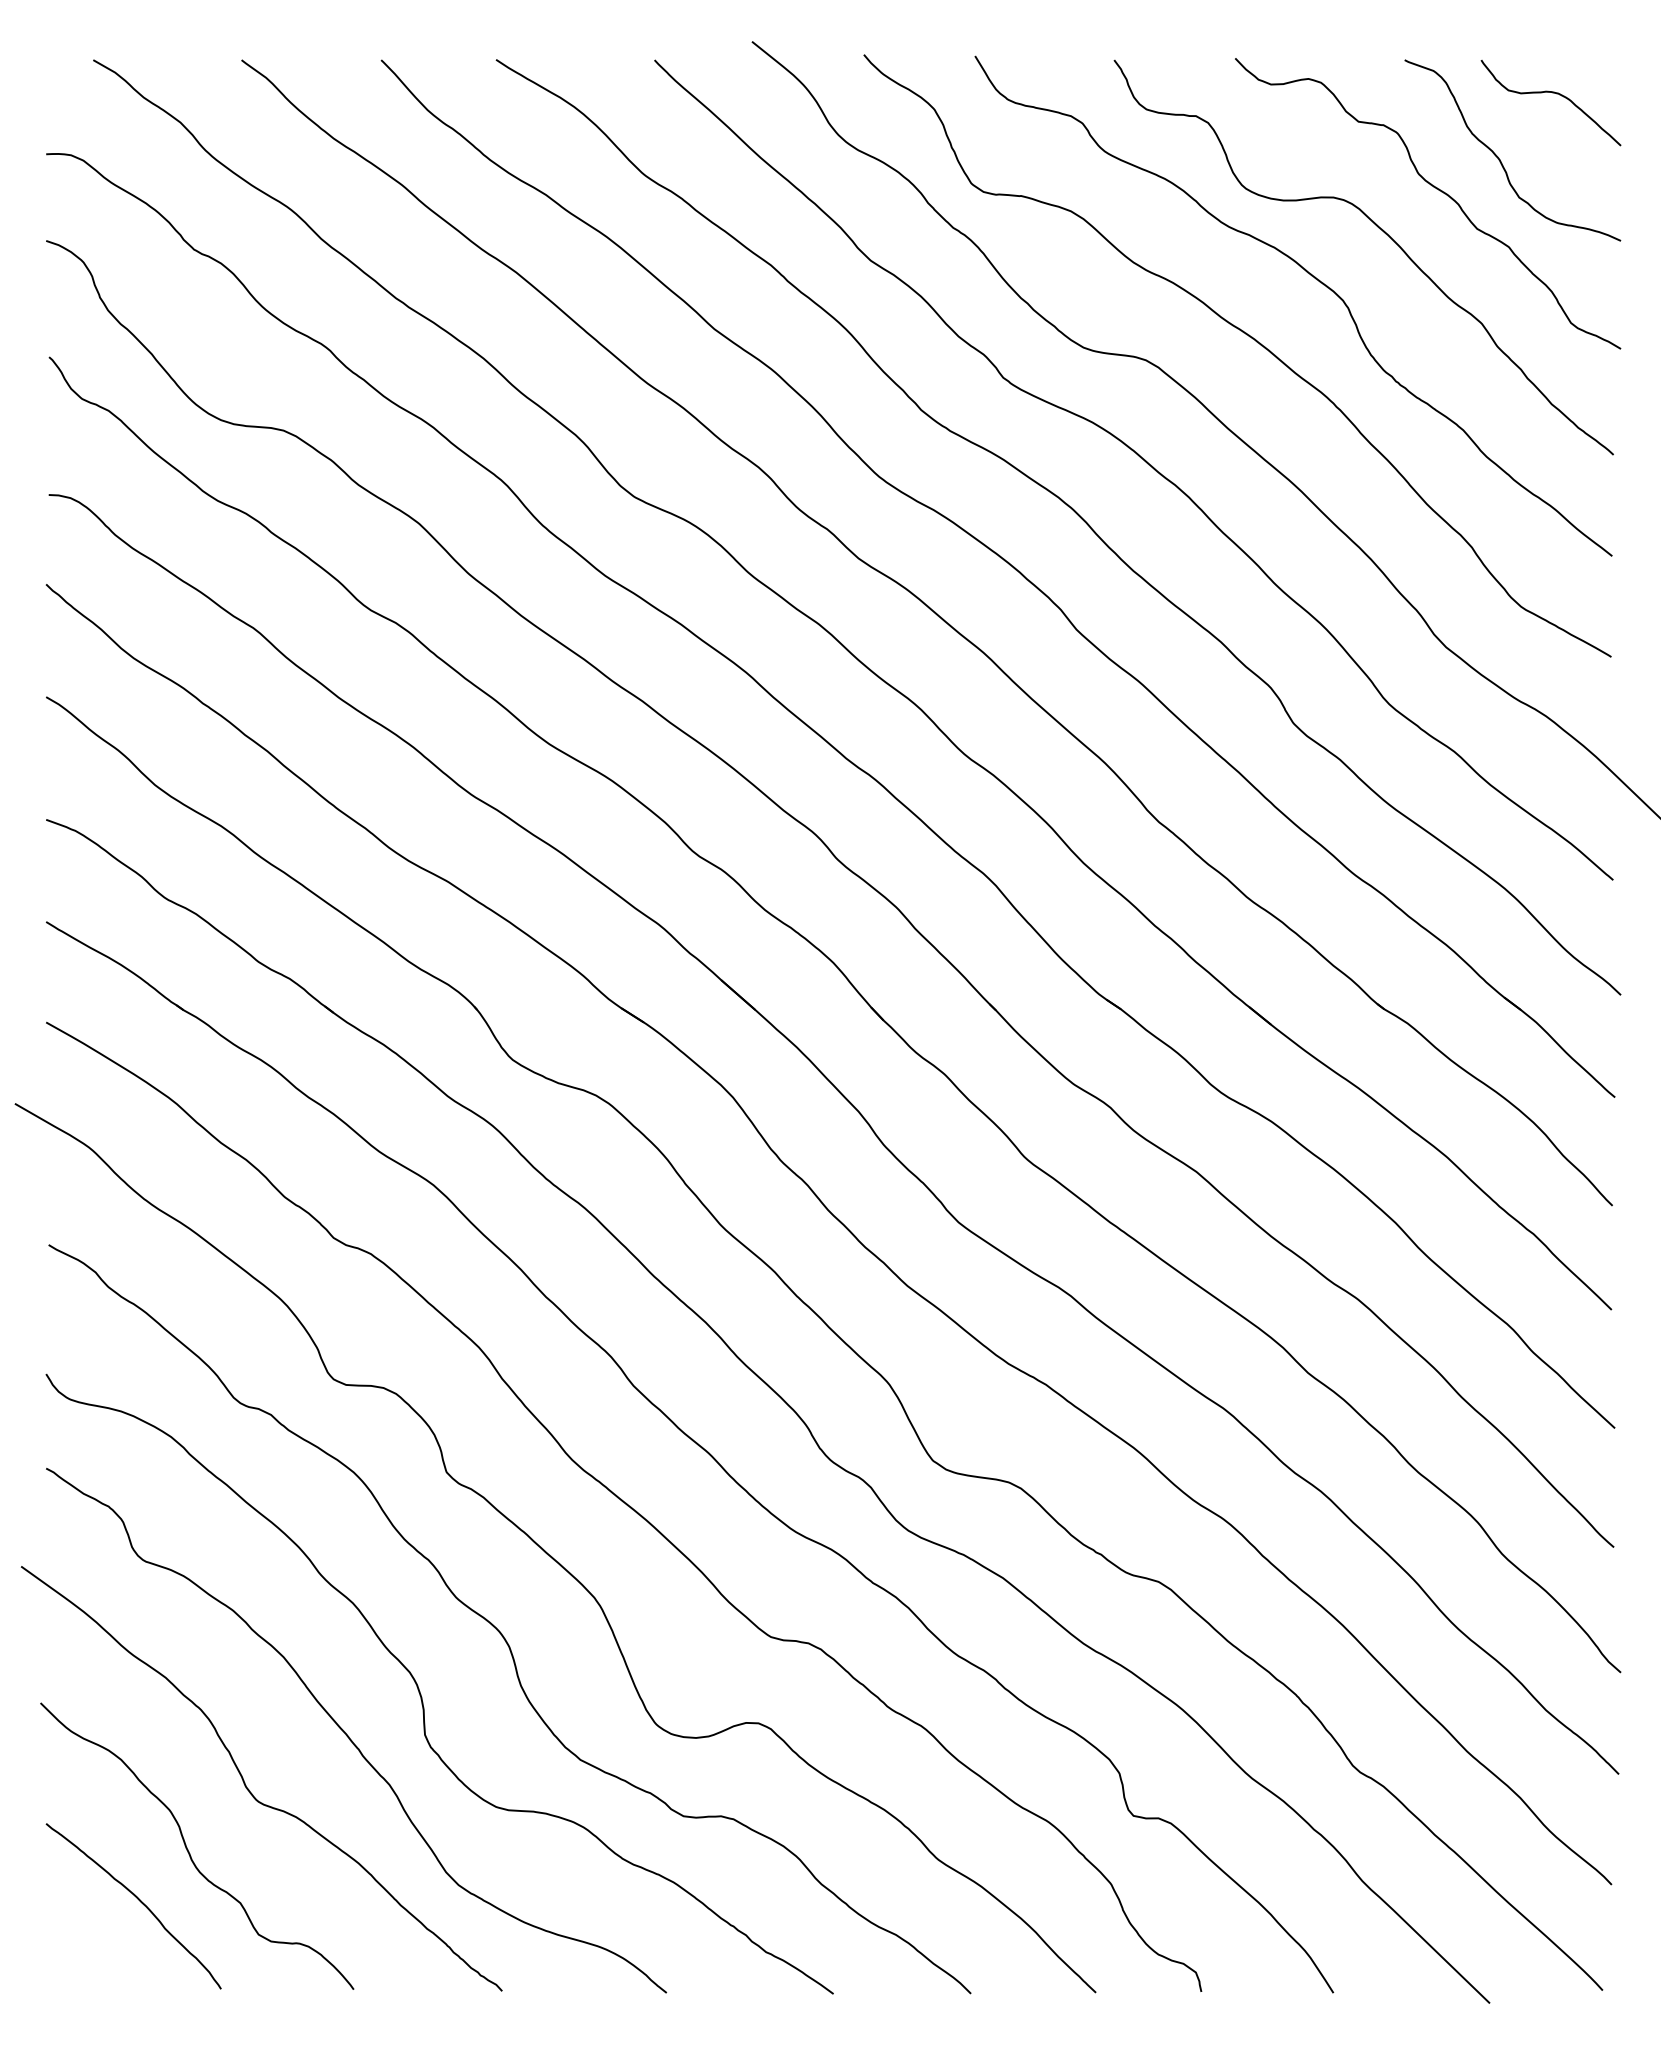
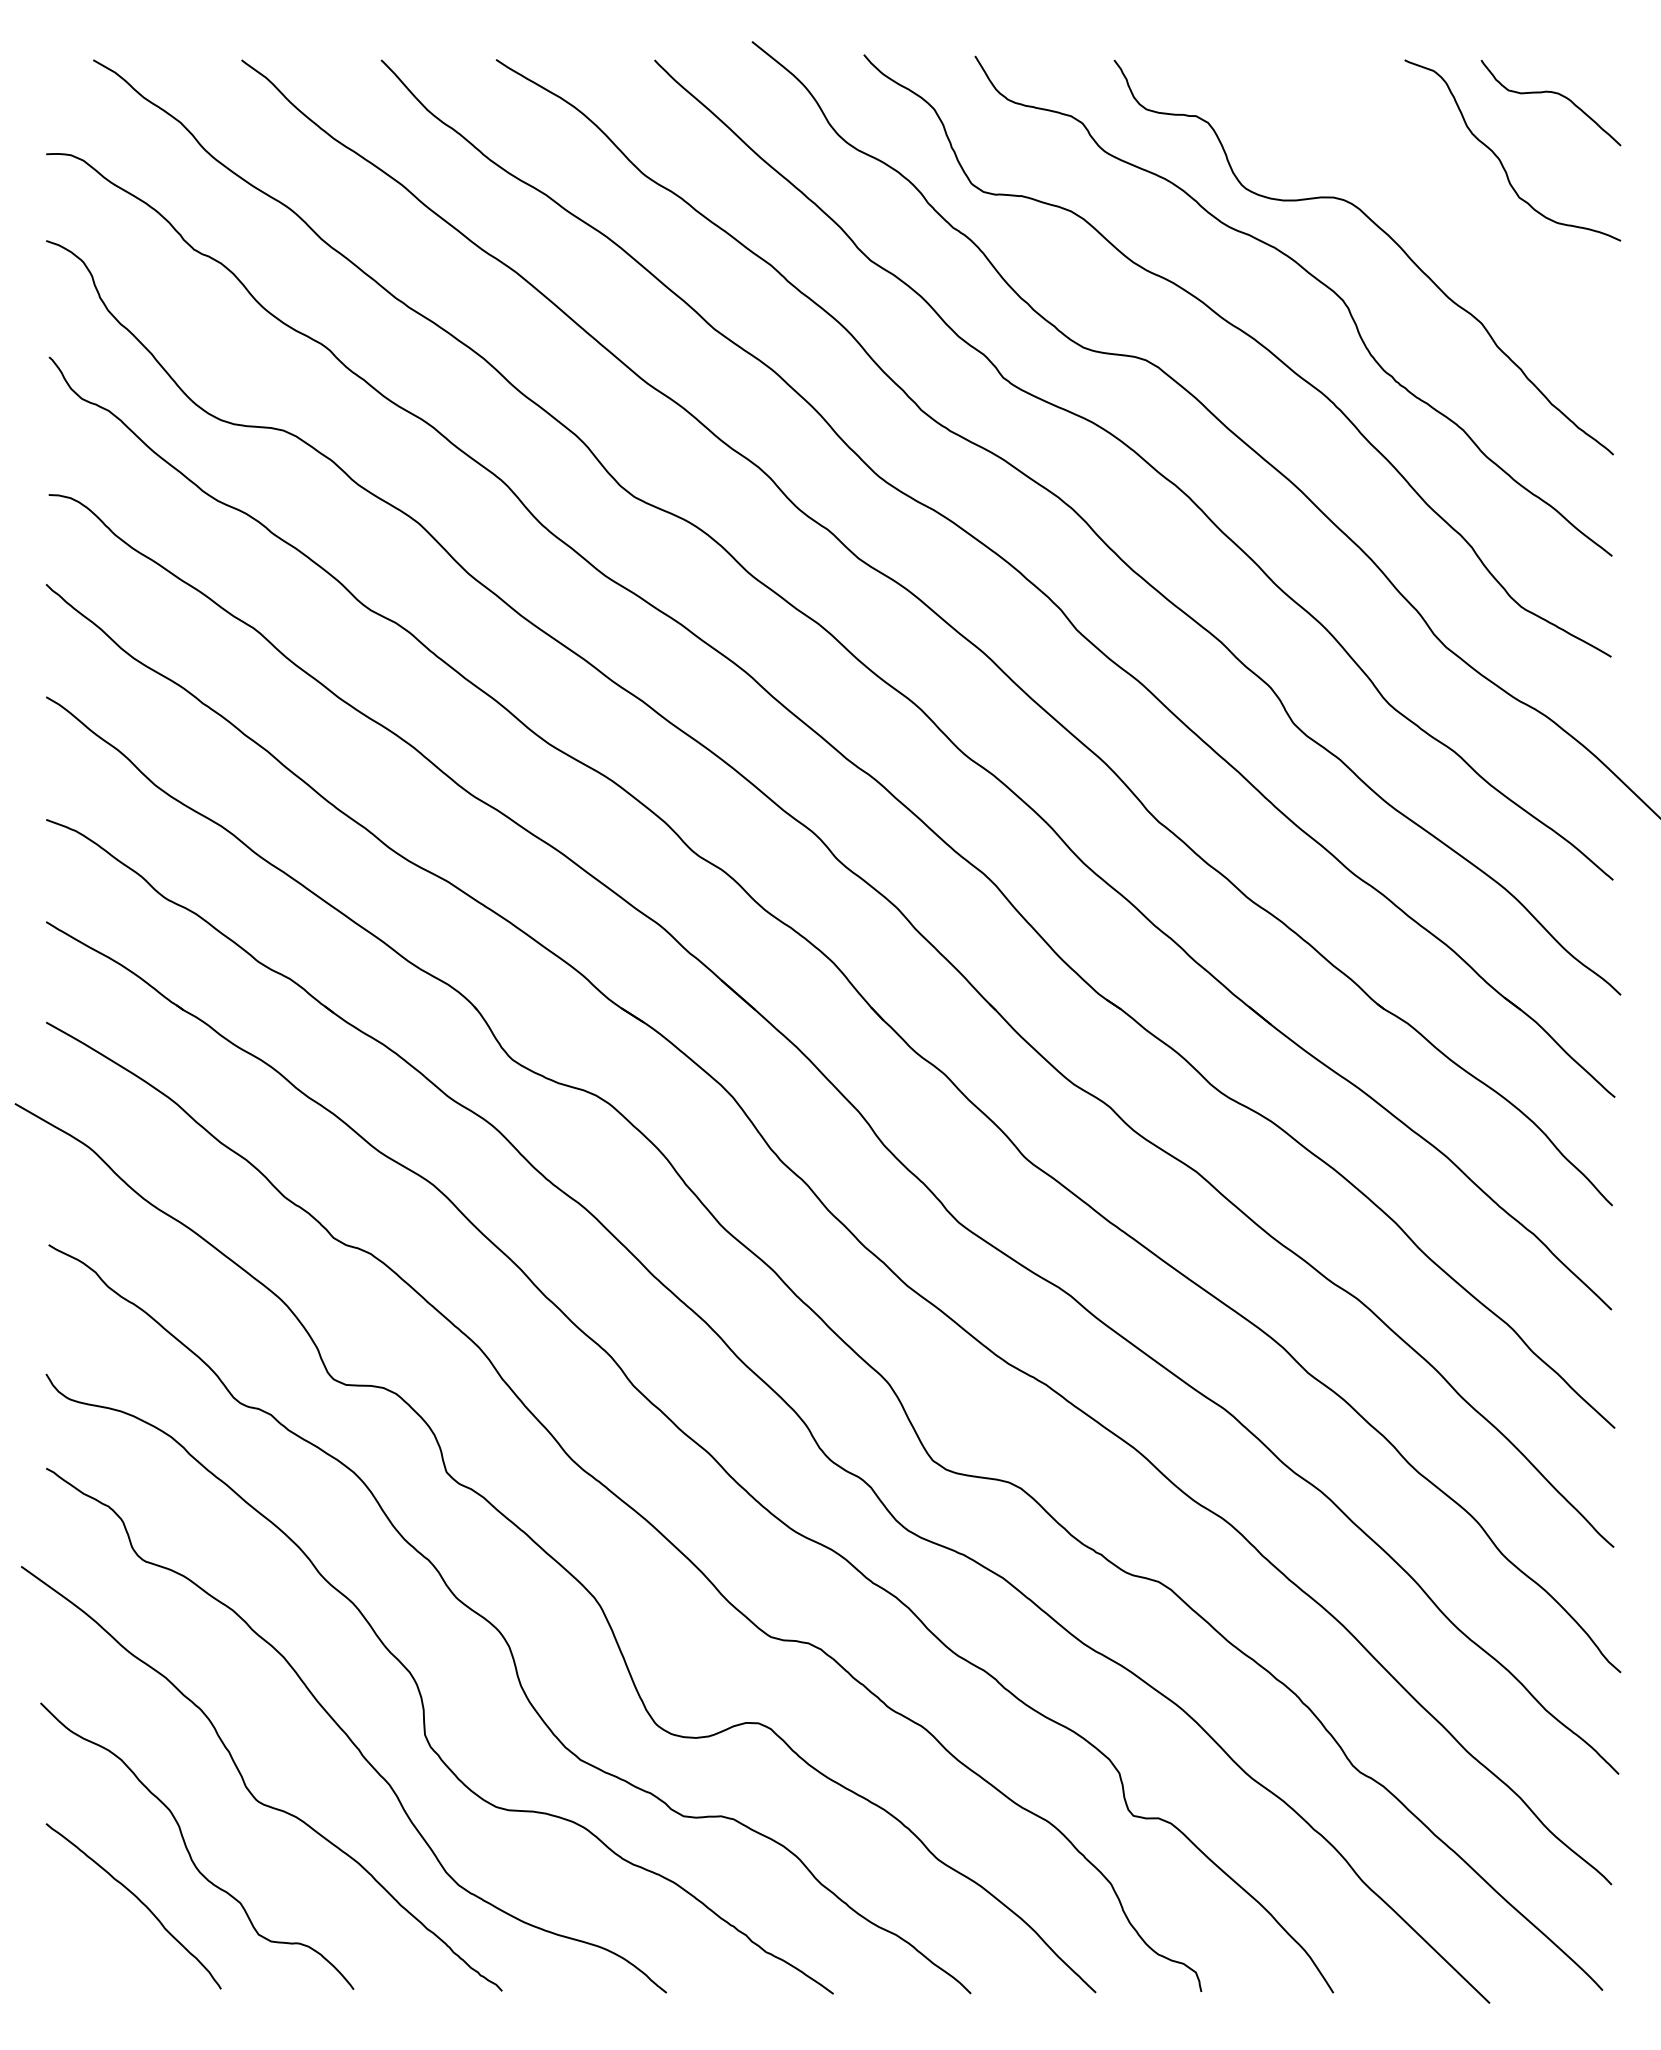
curve: present -> none (1436, 189)
